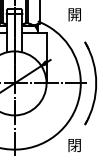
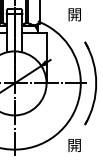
text: 閉 -> 開 (74, 147)
